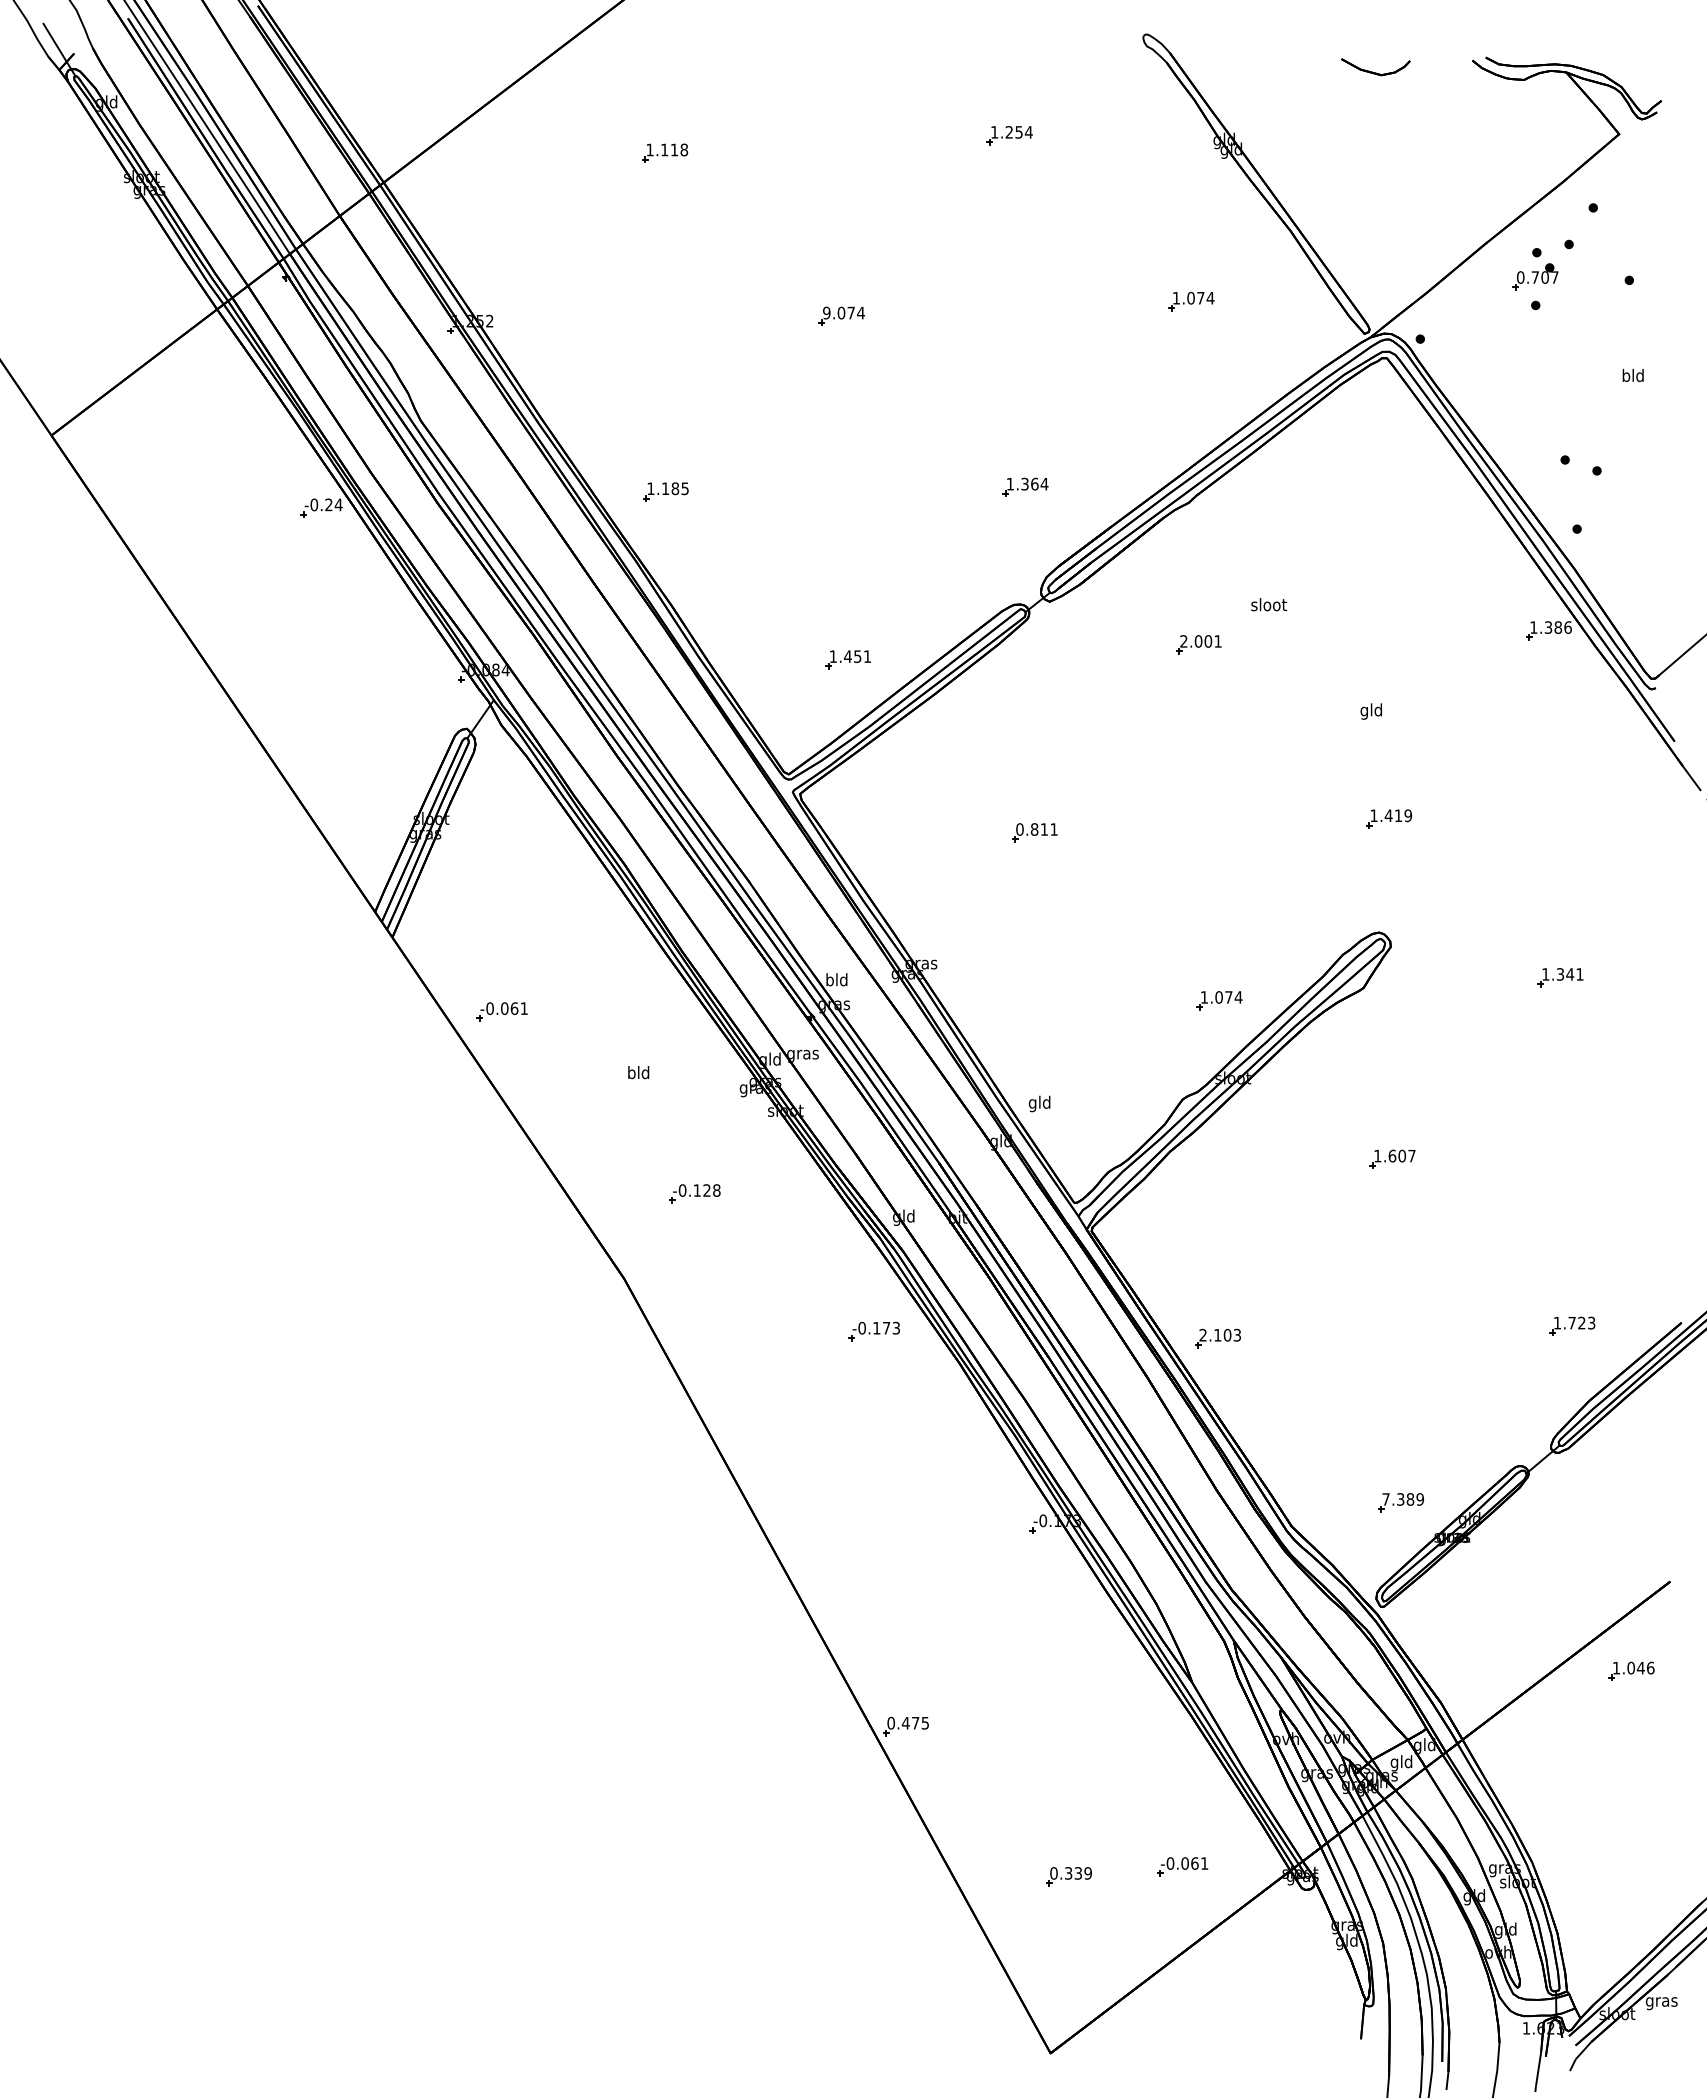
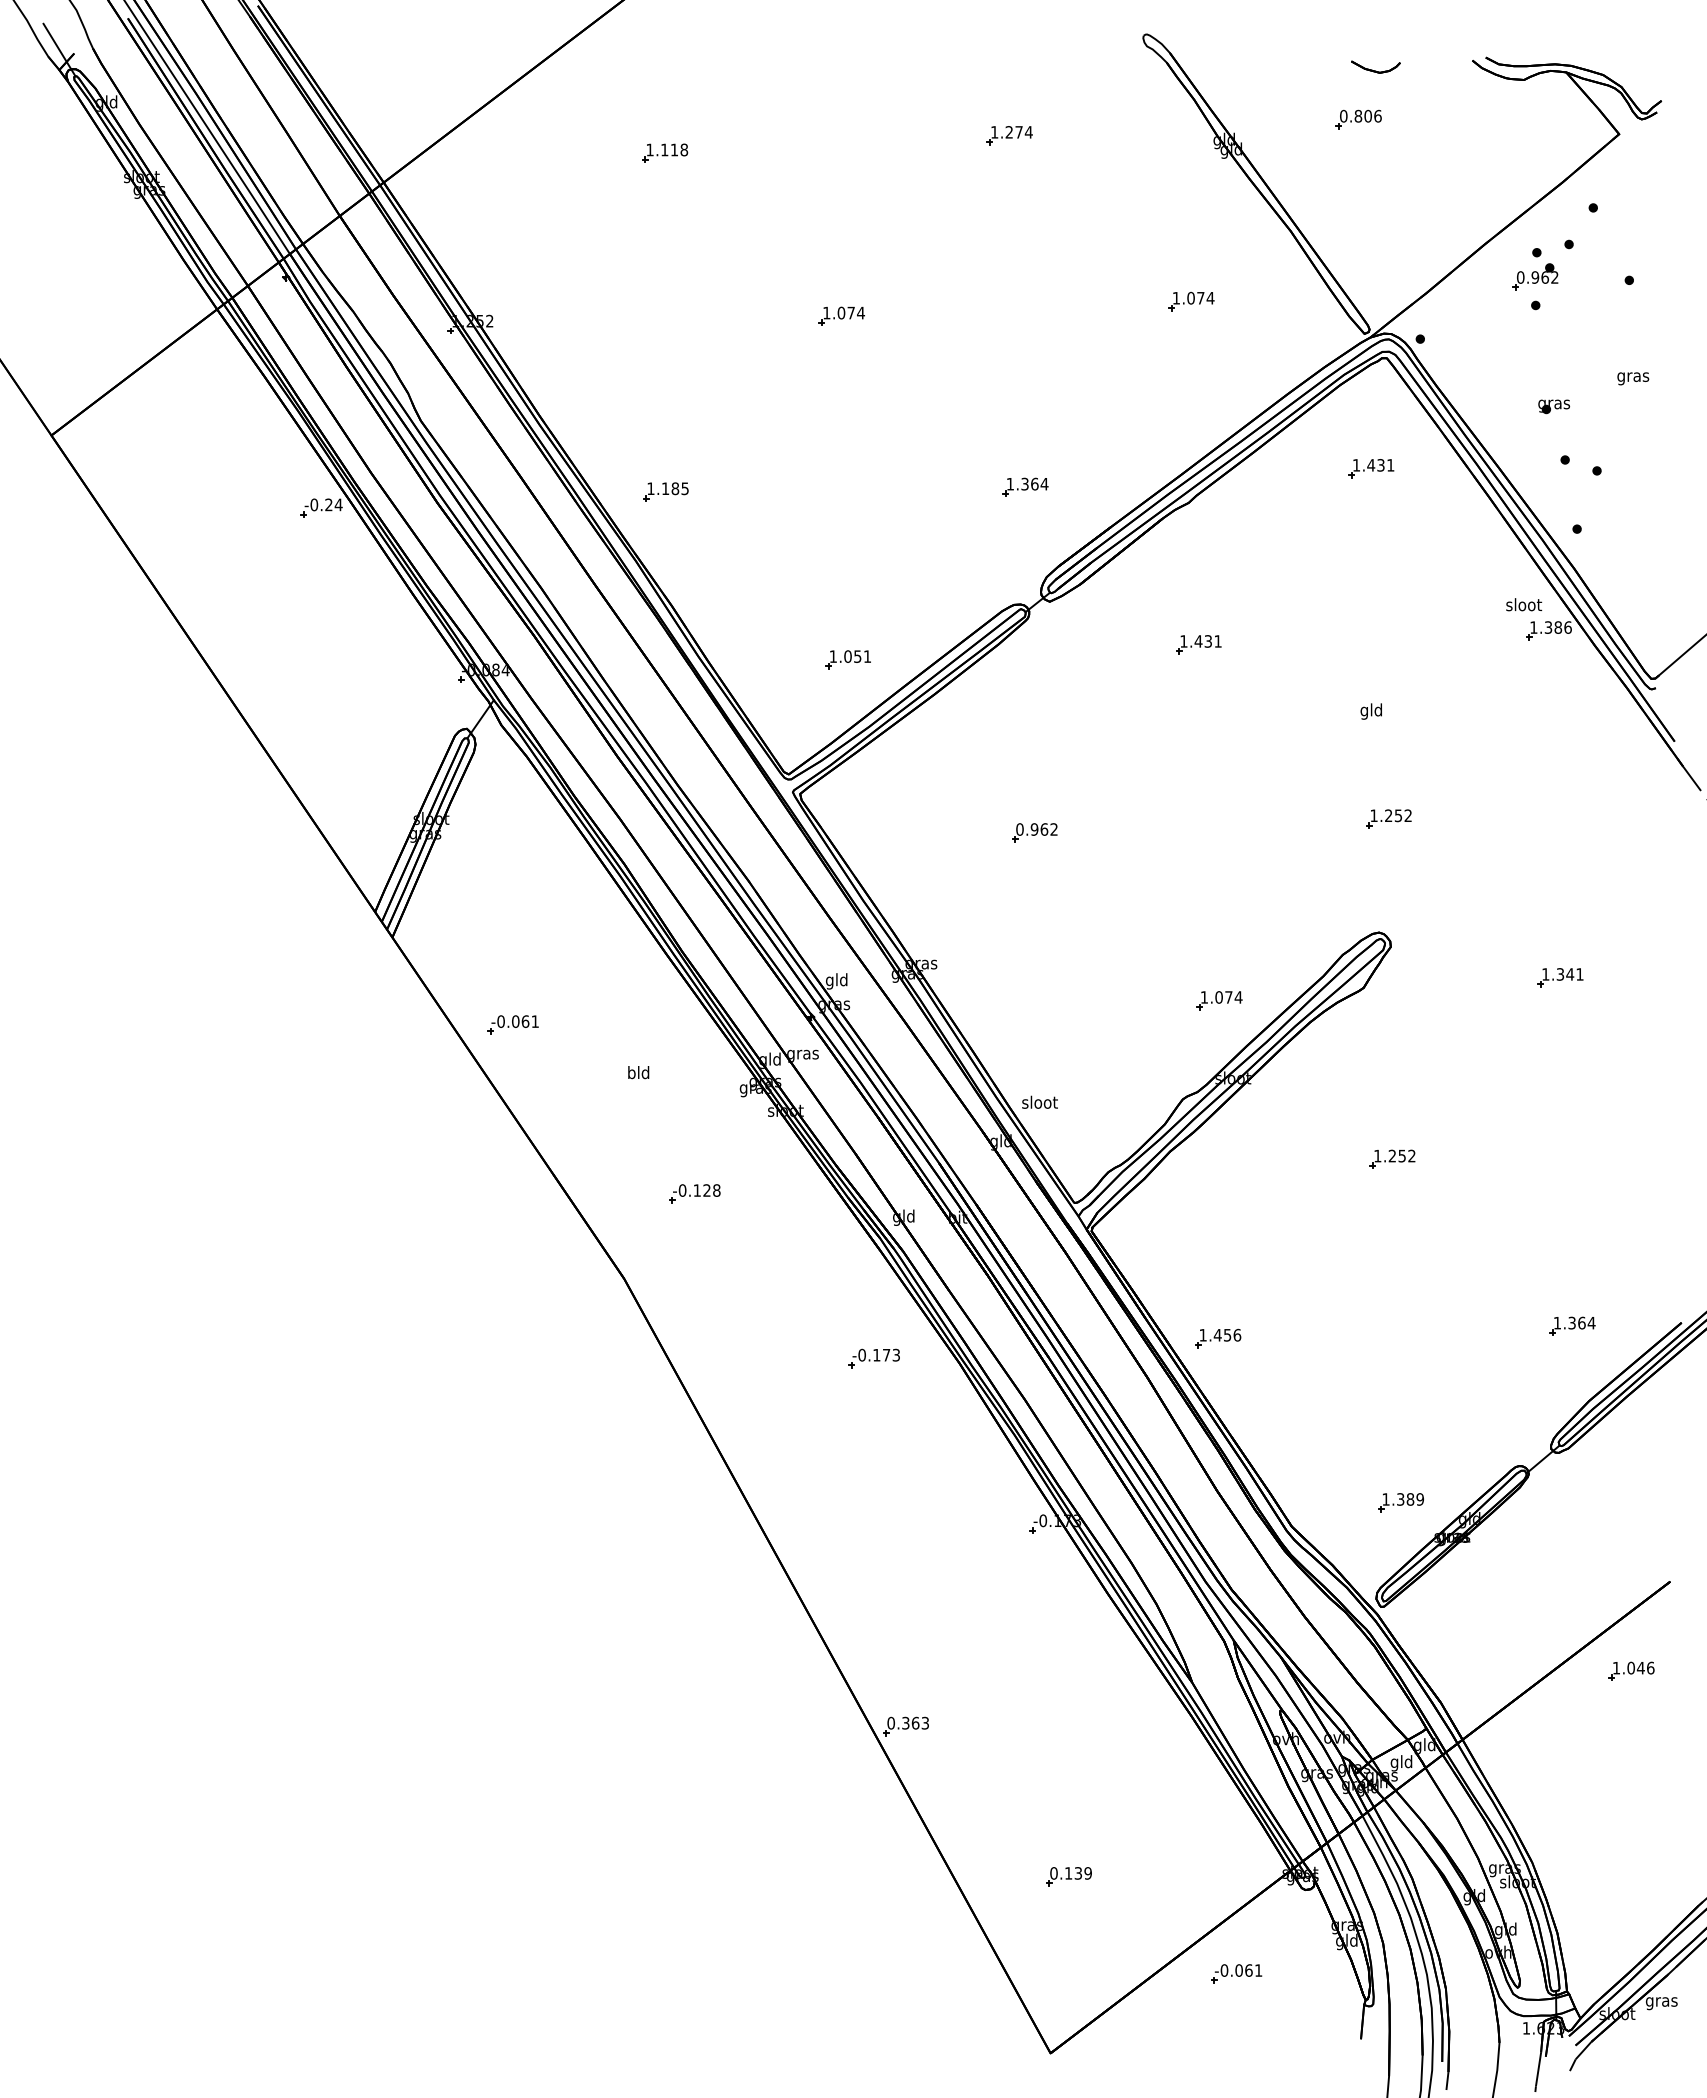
part size: 70x19 px -> 50x14 px (1375, 66)
part: none -> present (1358, 119)
text: 1.254 -> 1.274 (1018, 132)
text: 0.707 -> 0.962 (1544, 277)
text: 9.074 -> 1.074 (826, 312)
text: bld -> gras (1633, 376)
part: none -> present (1553, 406)
part: none -> present (1371, 468)
text position: (1269, 604) -> (1524, 604) (1524, 604)
text: 2.001 -> 1.431 (1196, 641)
text: 1.451 -> 1.051 (847, 656)
text: 1.419 -> 1.252 (1398, 815)
text: 0.811 -> 0.962 (1043, 829)
text: bld -> gld (829, 981)
part position: (501, 1011) -> (512, 1024) (512, 1024)
text: gld -> sloot (1039, 1103)
text: 1.607 -> 1.252 (1401, 1155)
text: 1.723 -> 1.364 (1581, 1322)
part position: (873, 1331) -> (873, 1358) (873, 1358)
text: 2.103 -> 1.456 (1220, 1334)
text: 7.389 -> 1.389 (1385, 1499)
text: 0.475 -> 0.363 (914, 1722)
part position: (1182, 1866) -> (1236, 1973) (1236, 1973)
text: 0.339 -> 0.139 (1068, 1873)
